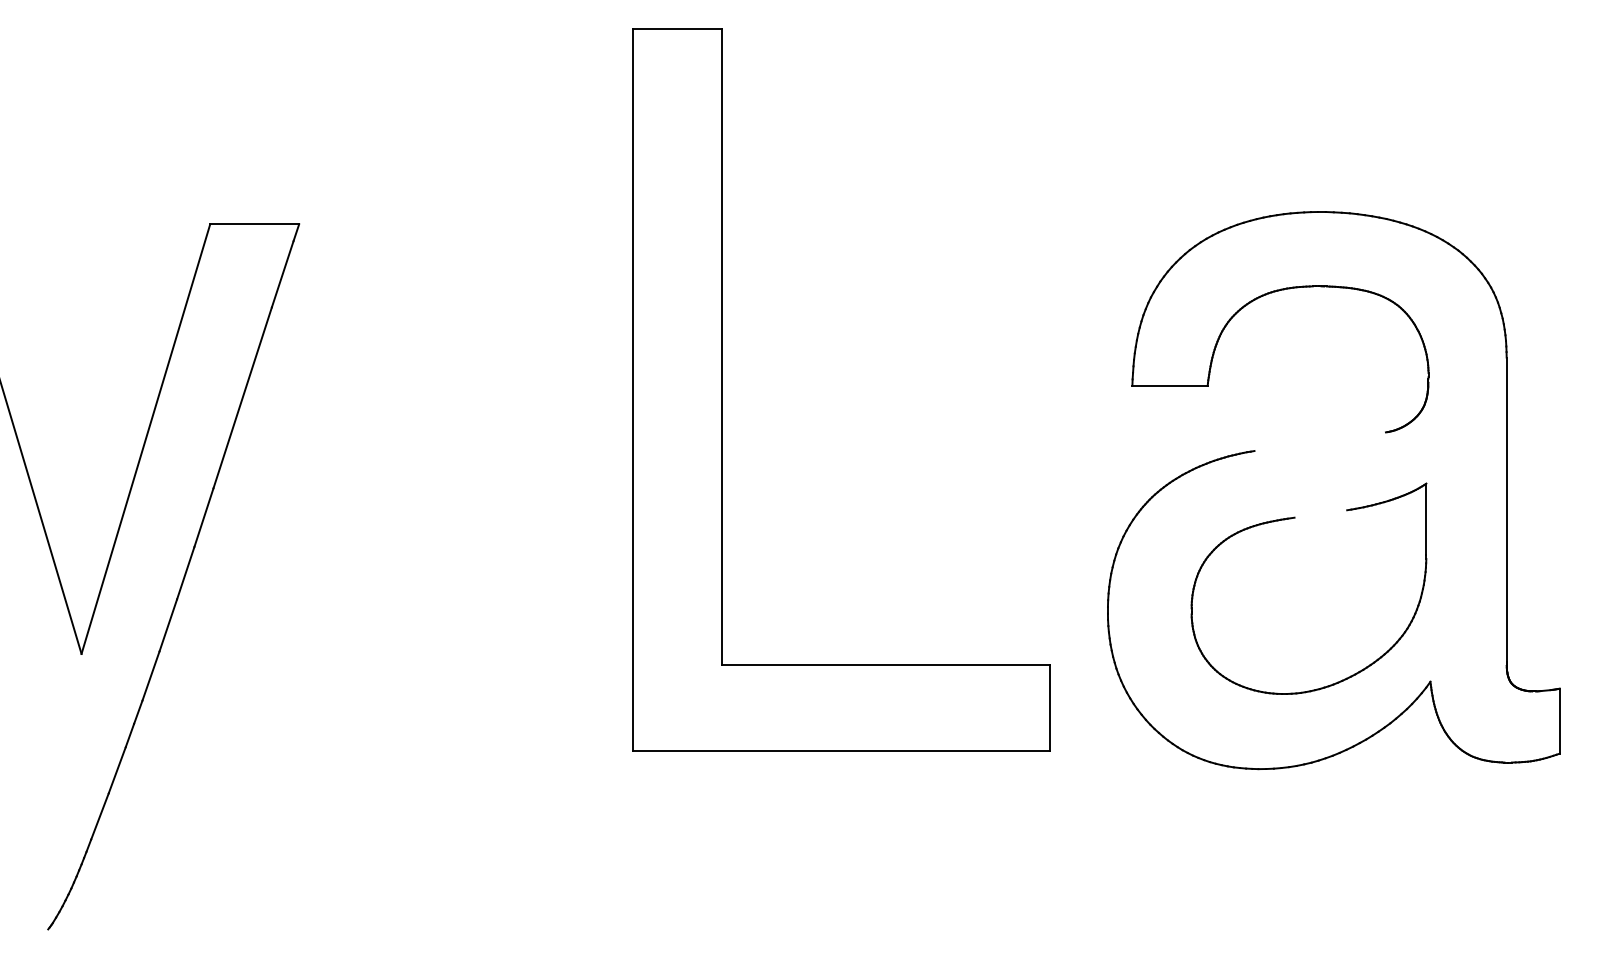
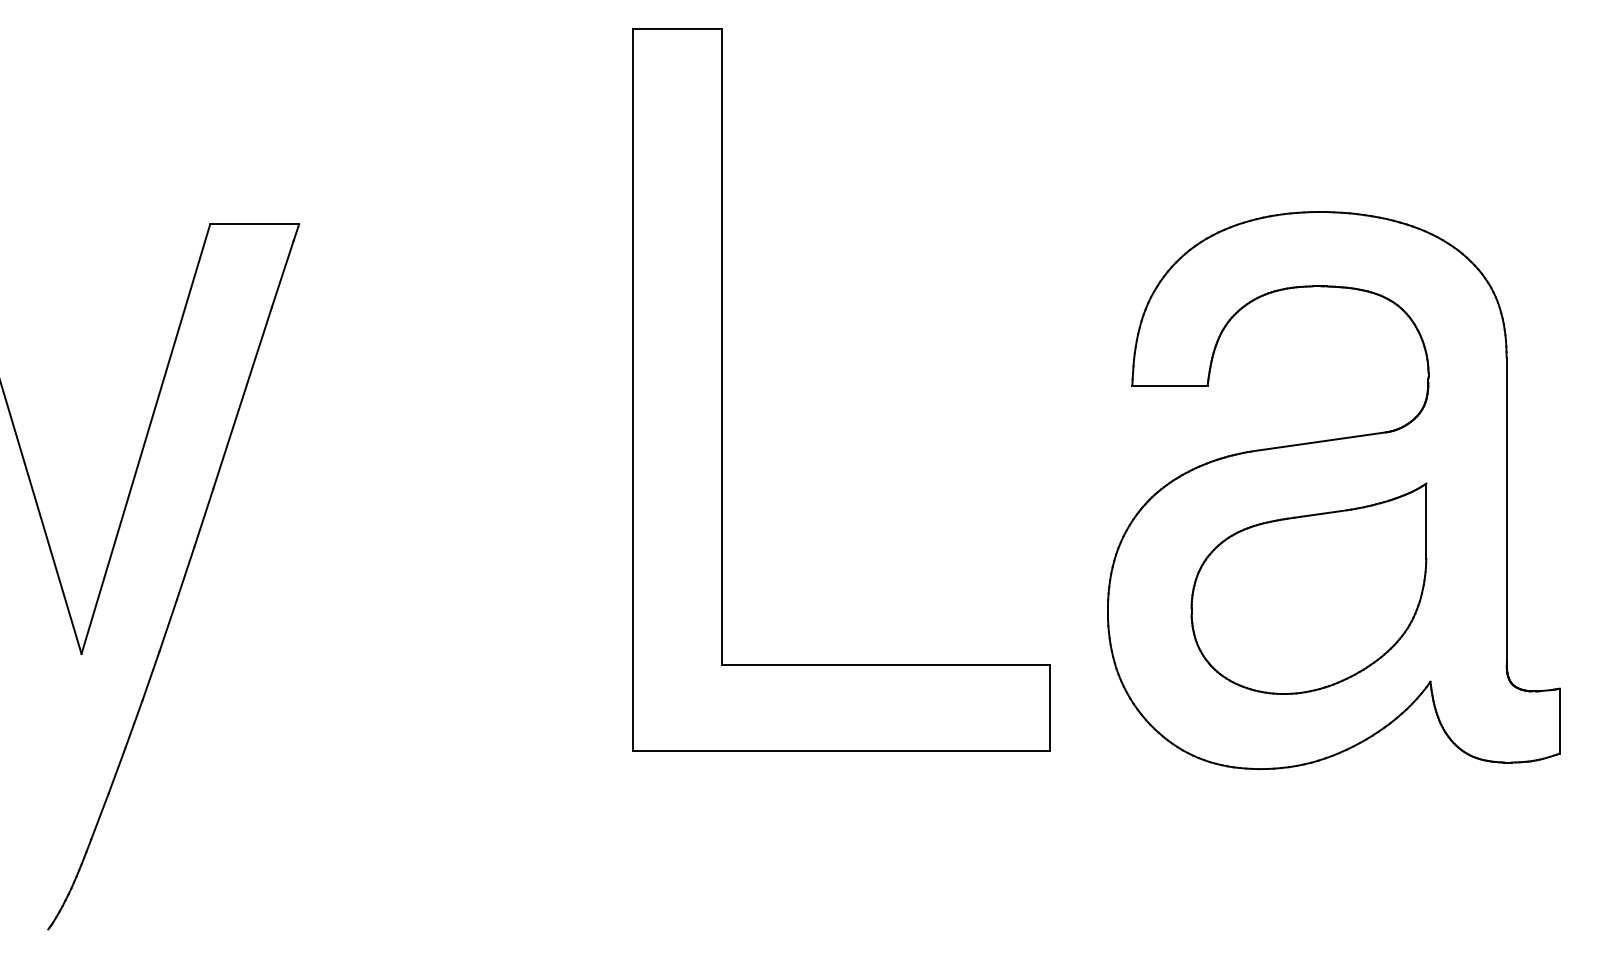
line: none -> present (1319, 441)
line: none -> present (1320, 513)
